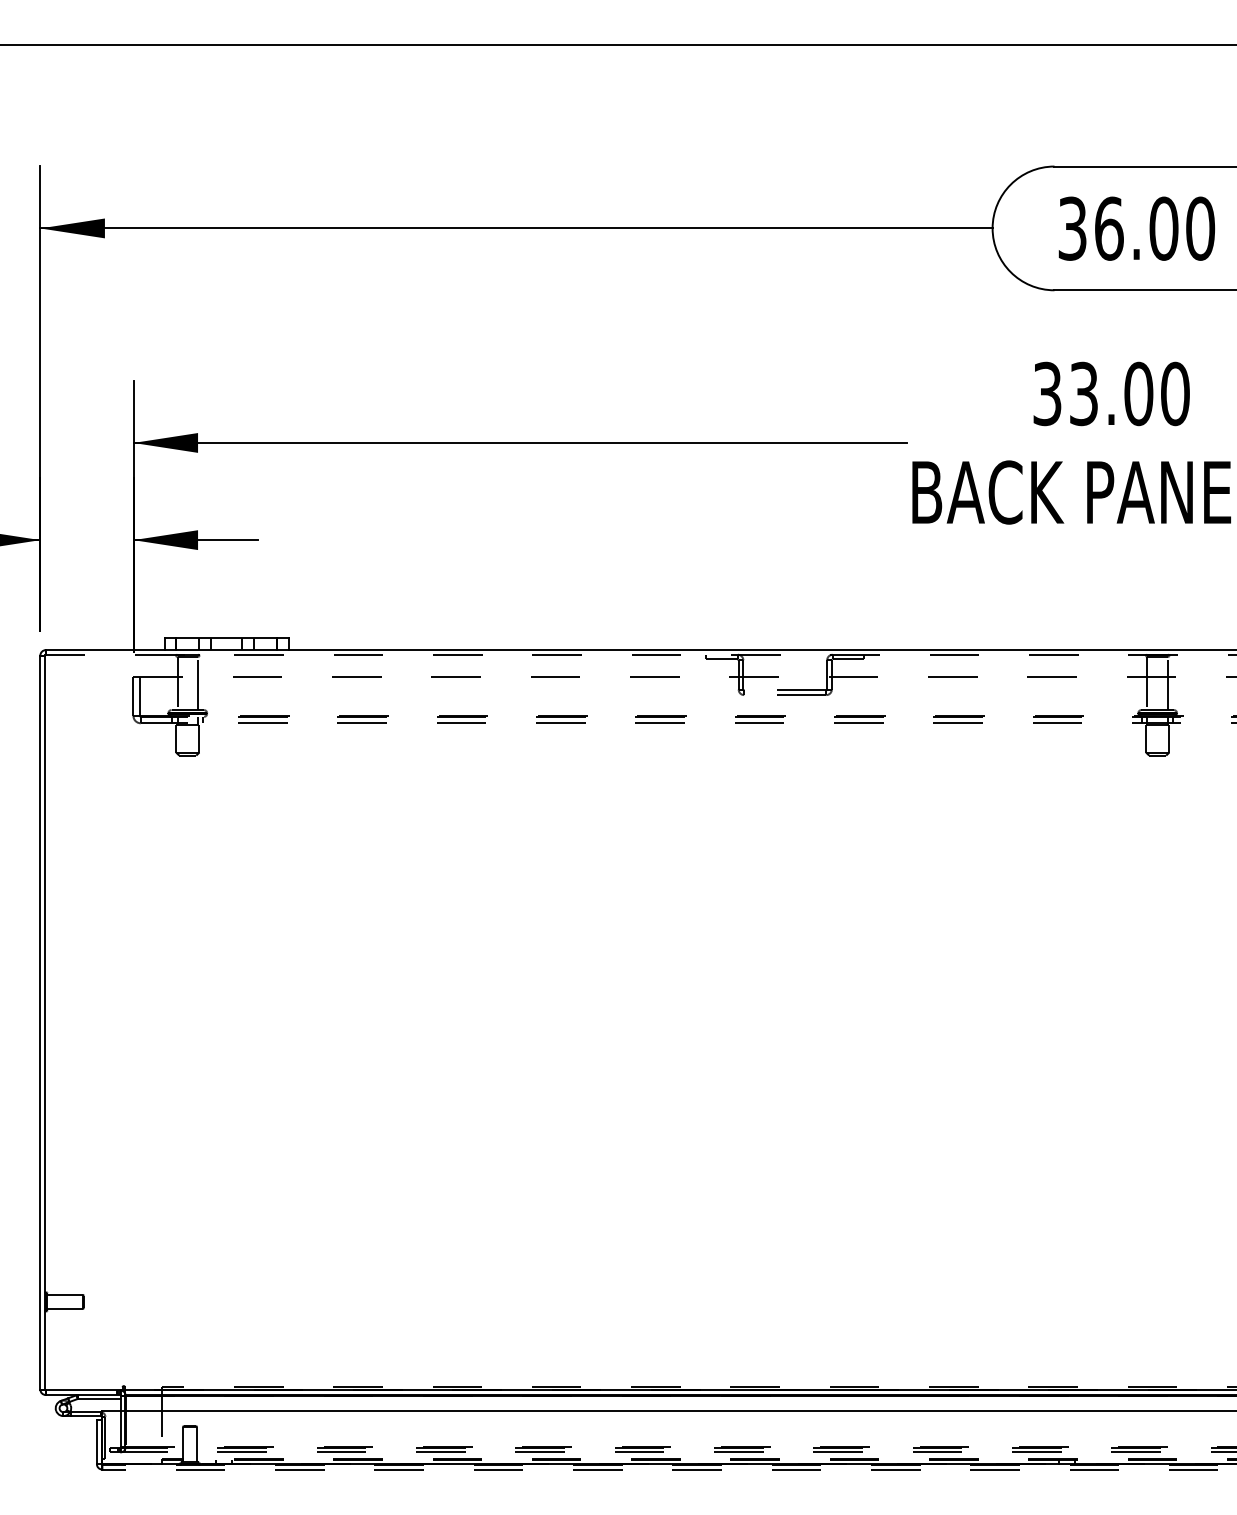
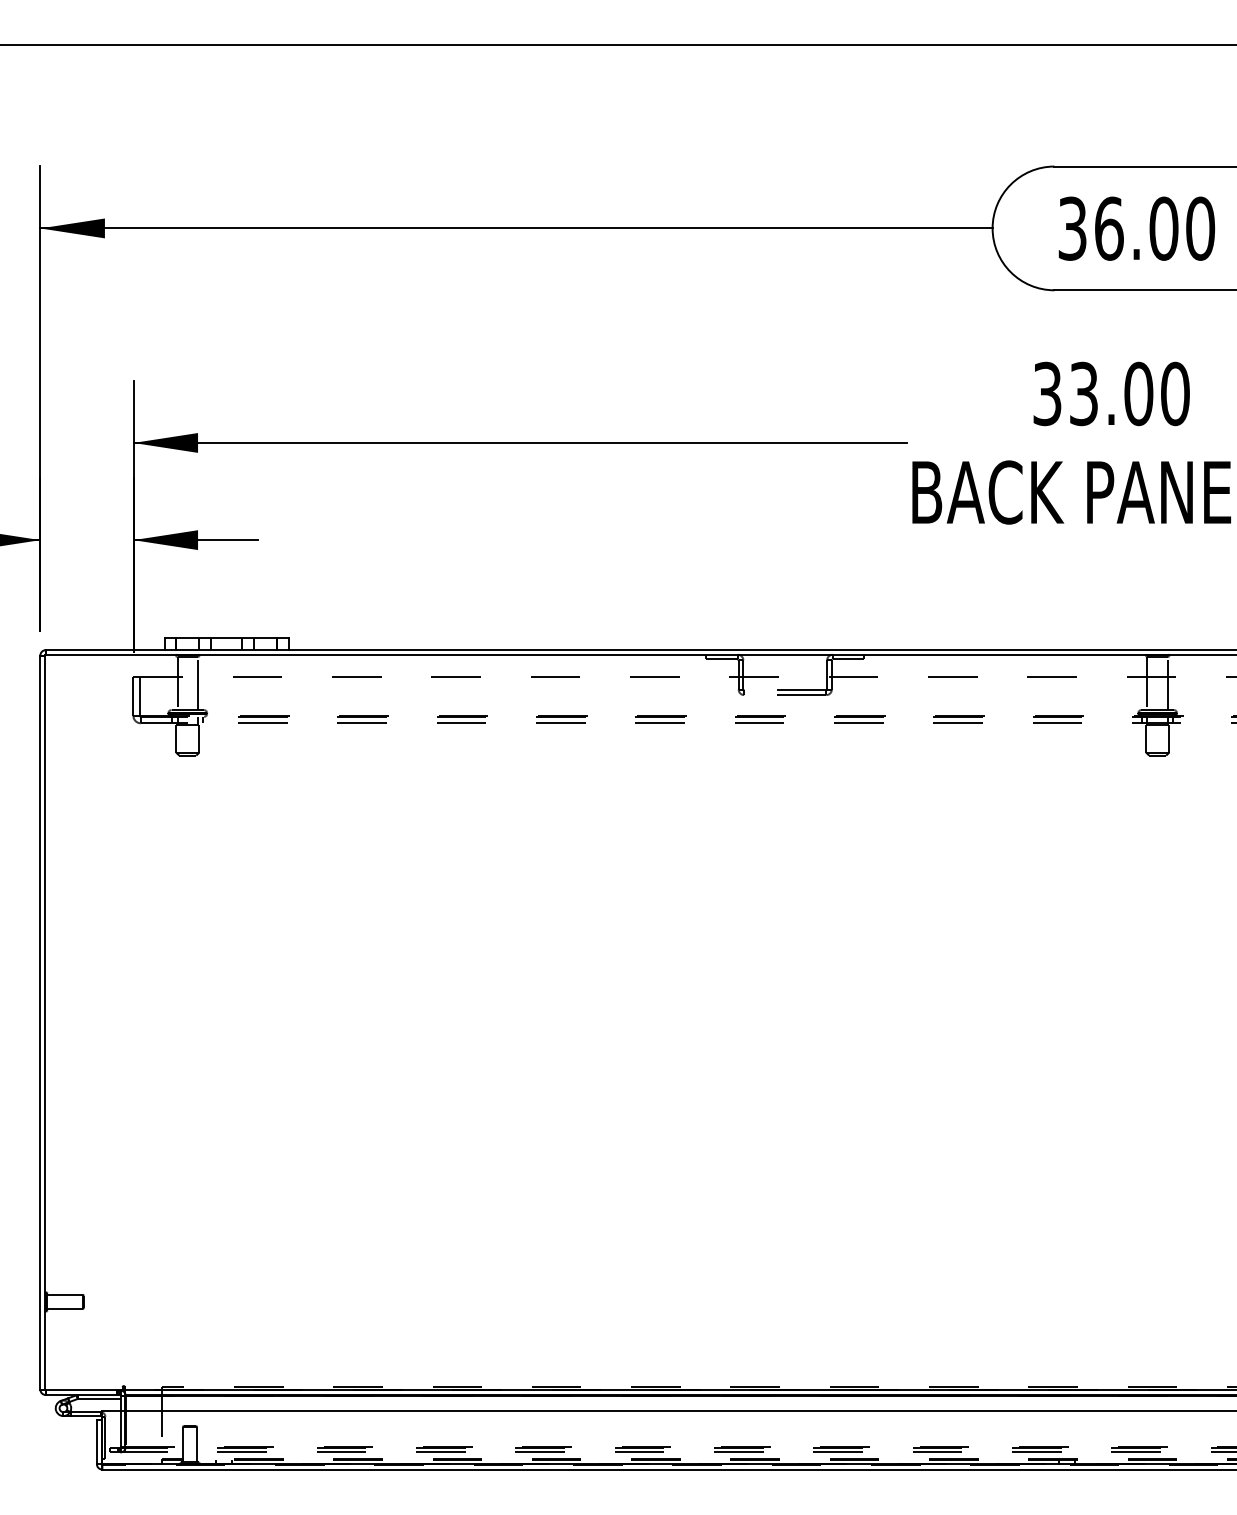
line: dashed -> solid (640, 654)
line: dashed -> solid (669, 1469)
